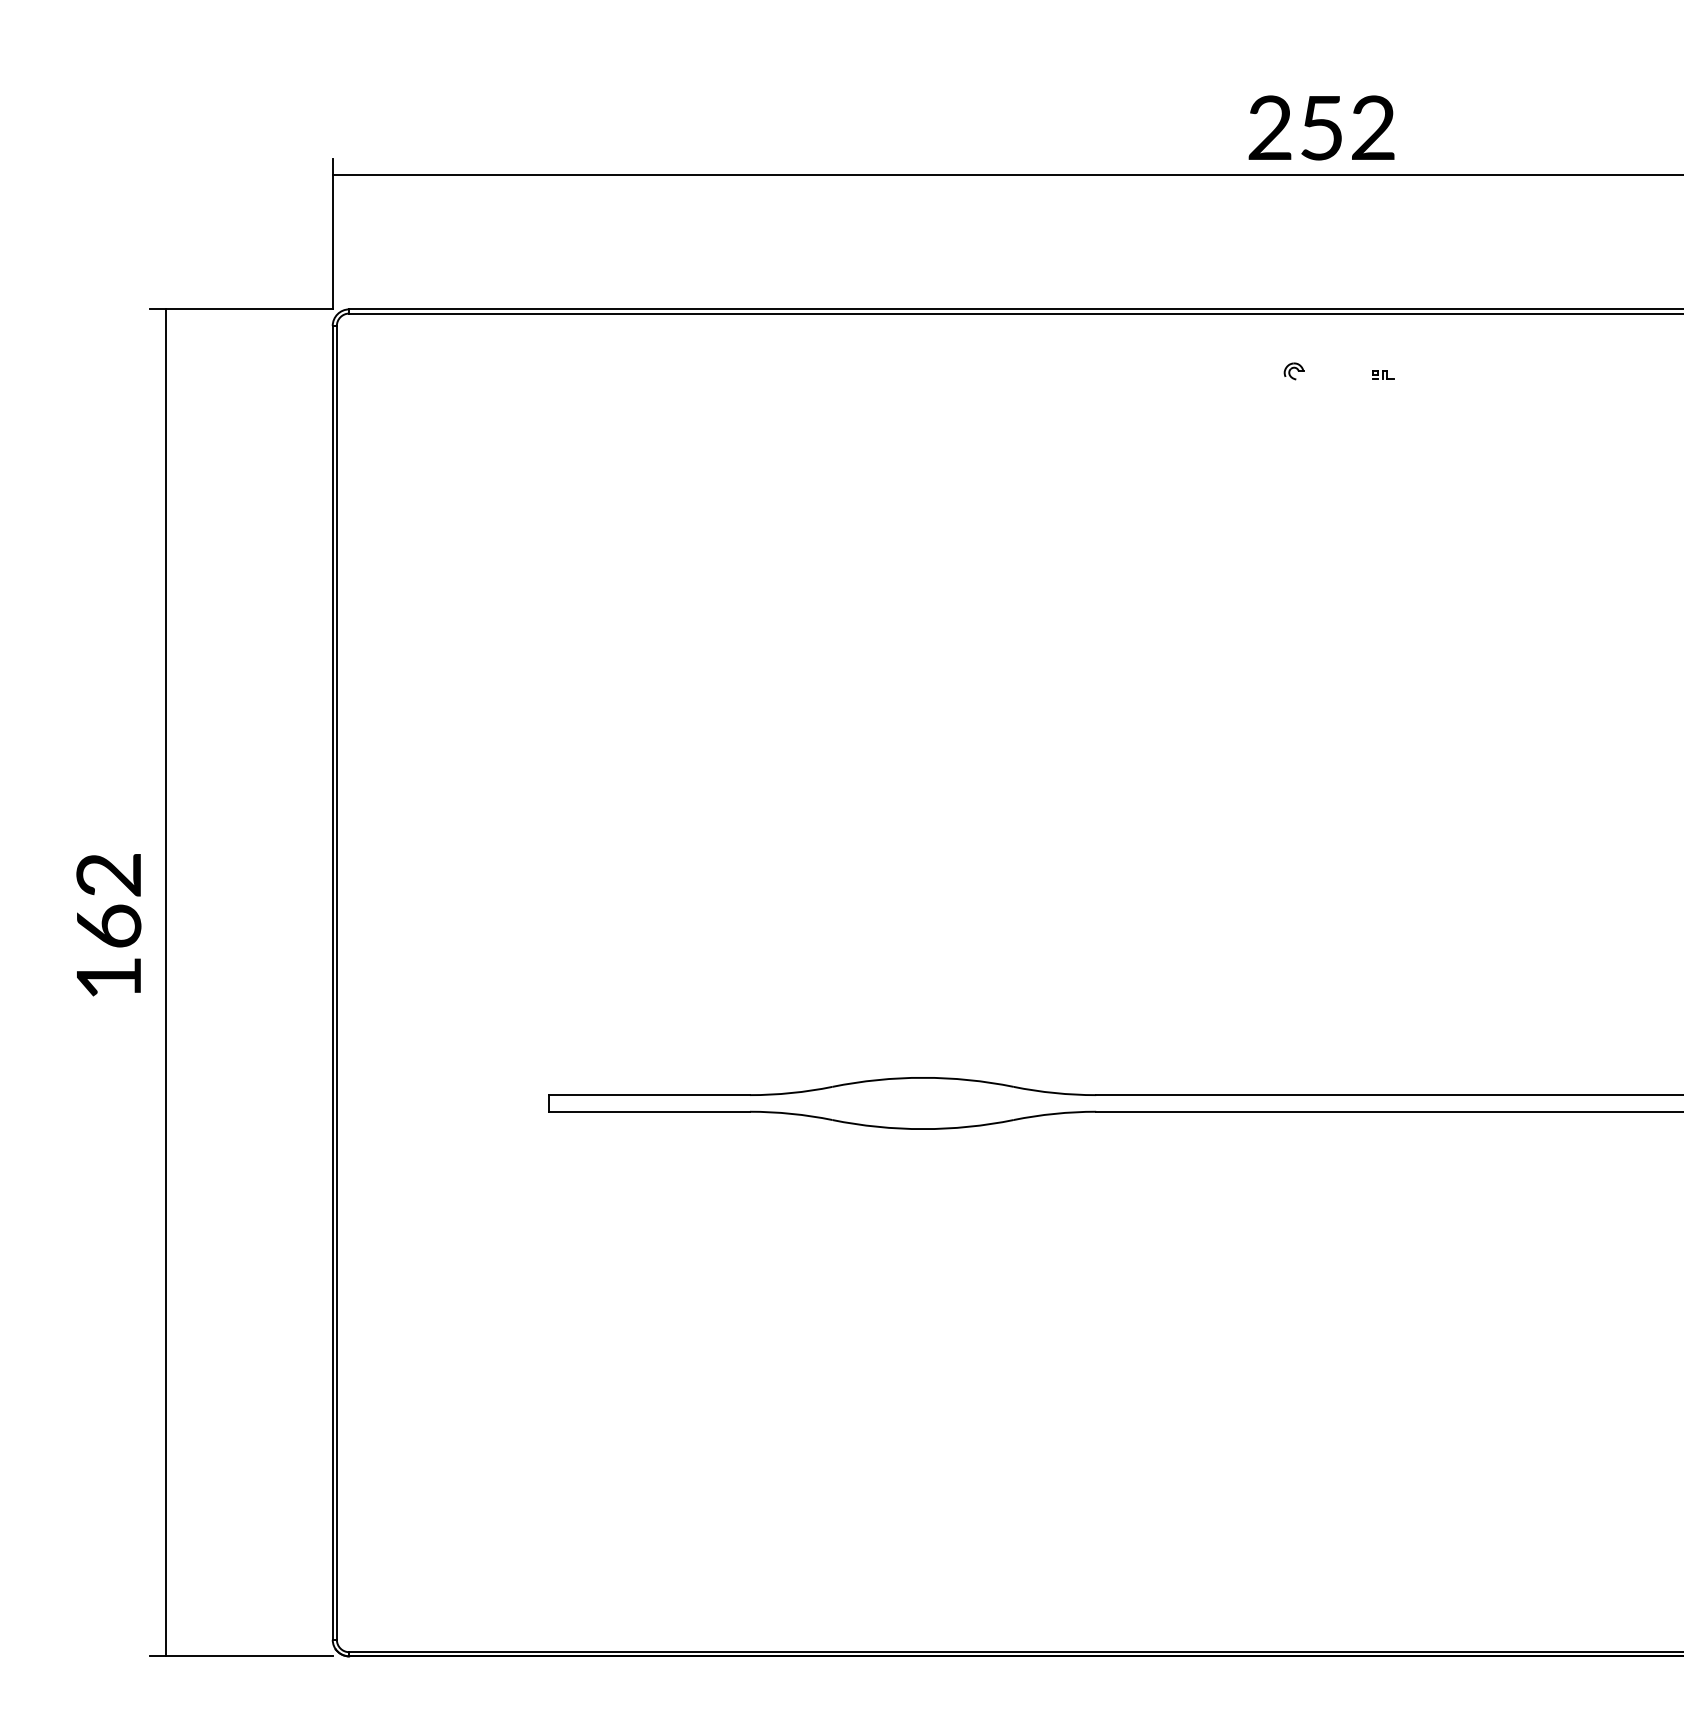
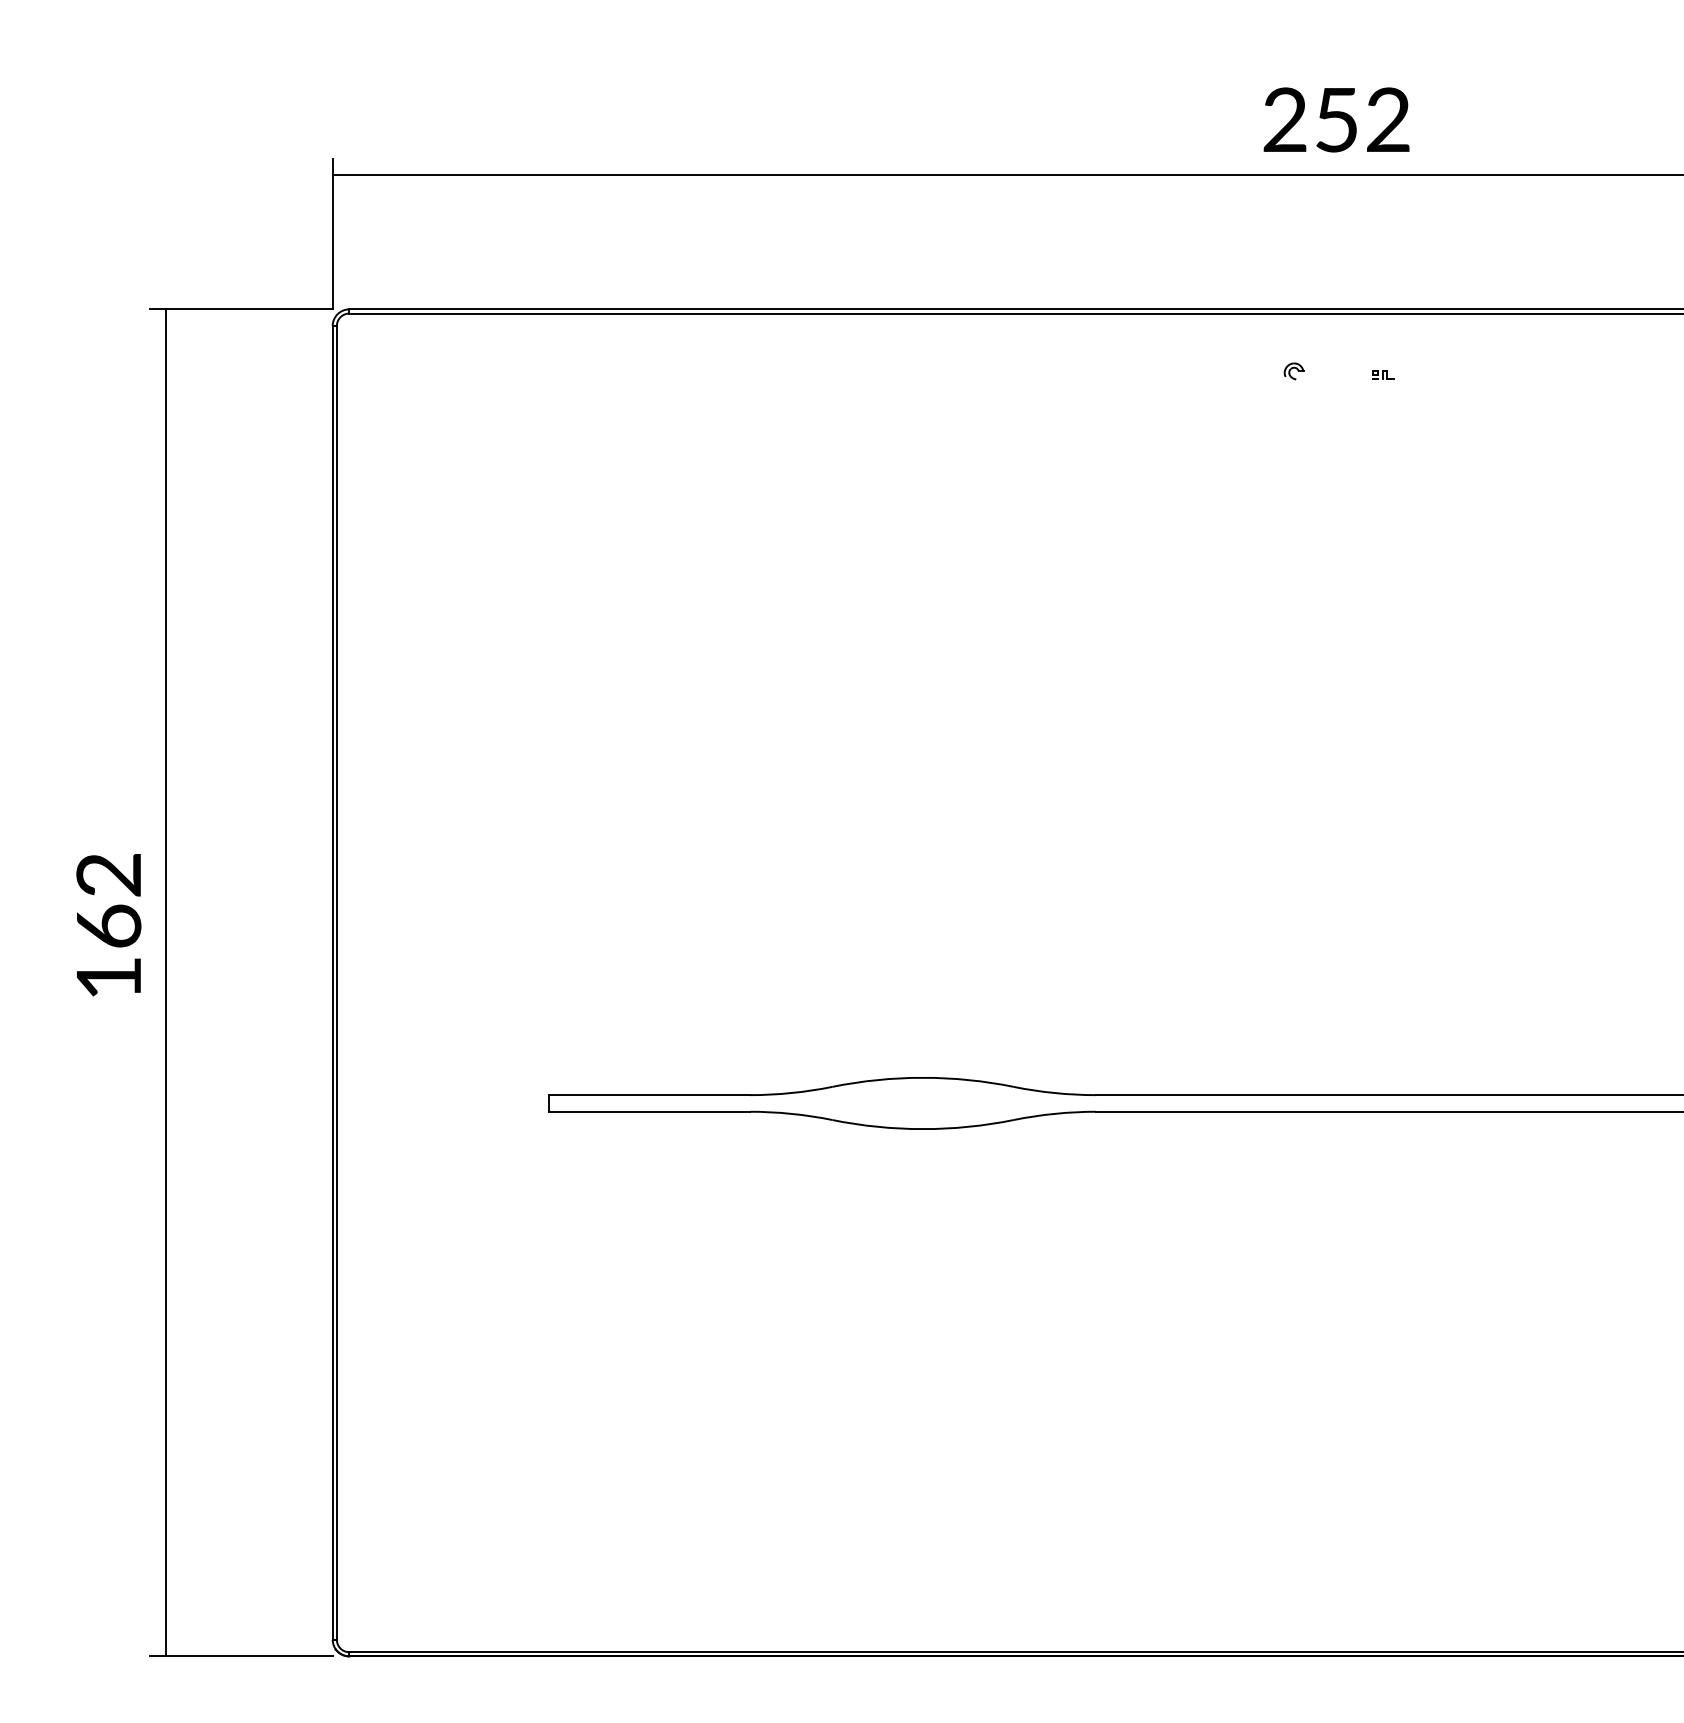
text position: (1321, 127) -> (1336, 119) (1336, 119)
